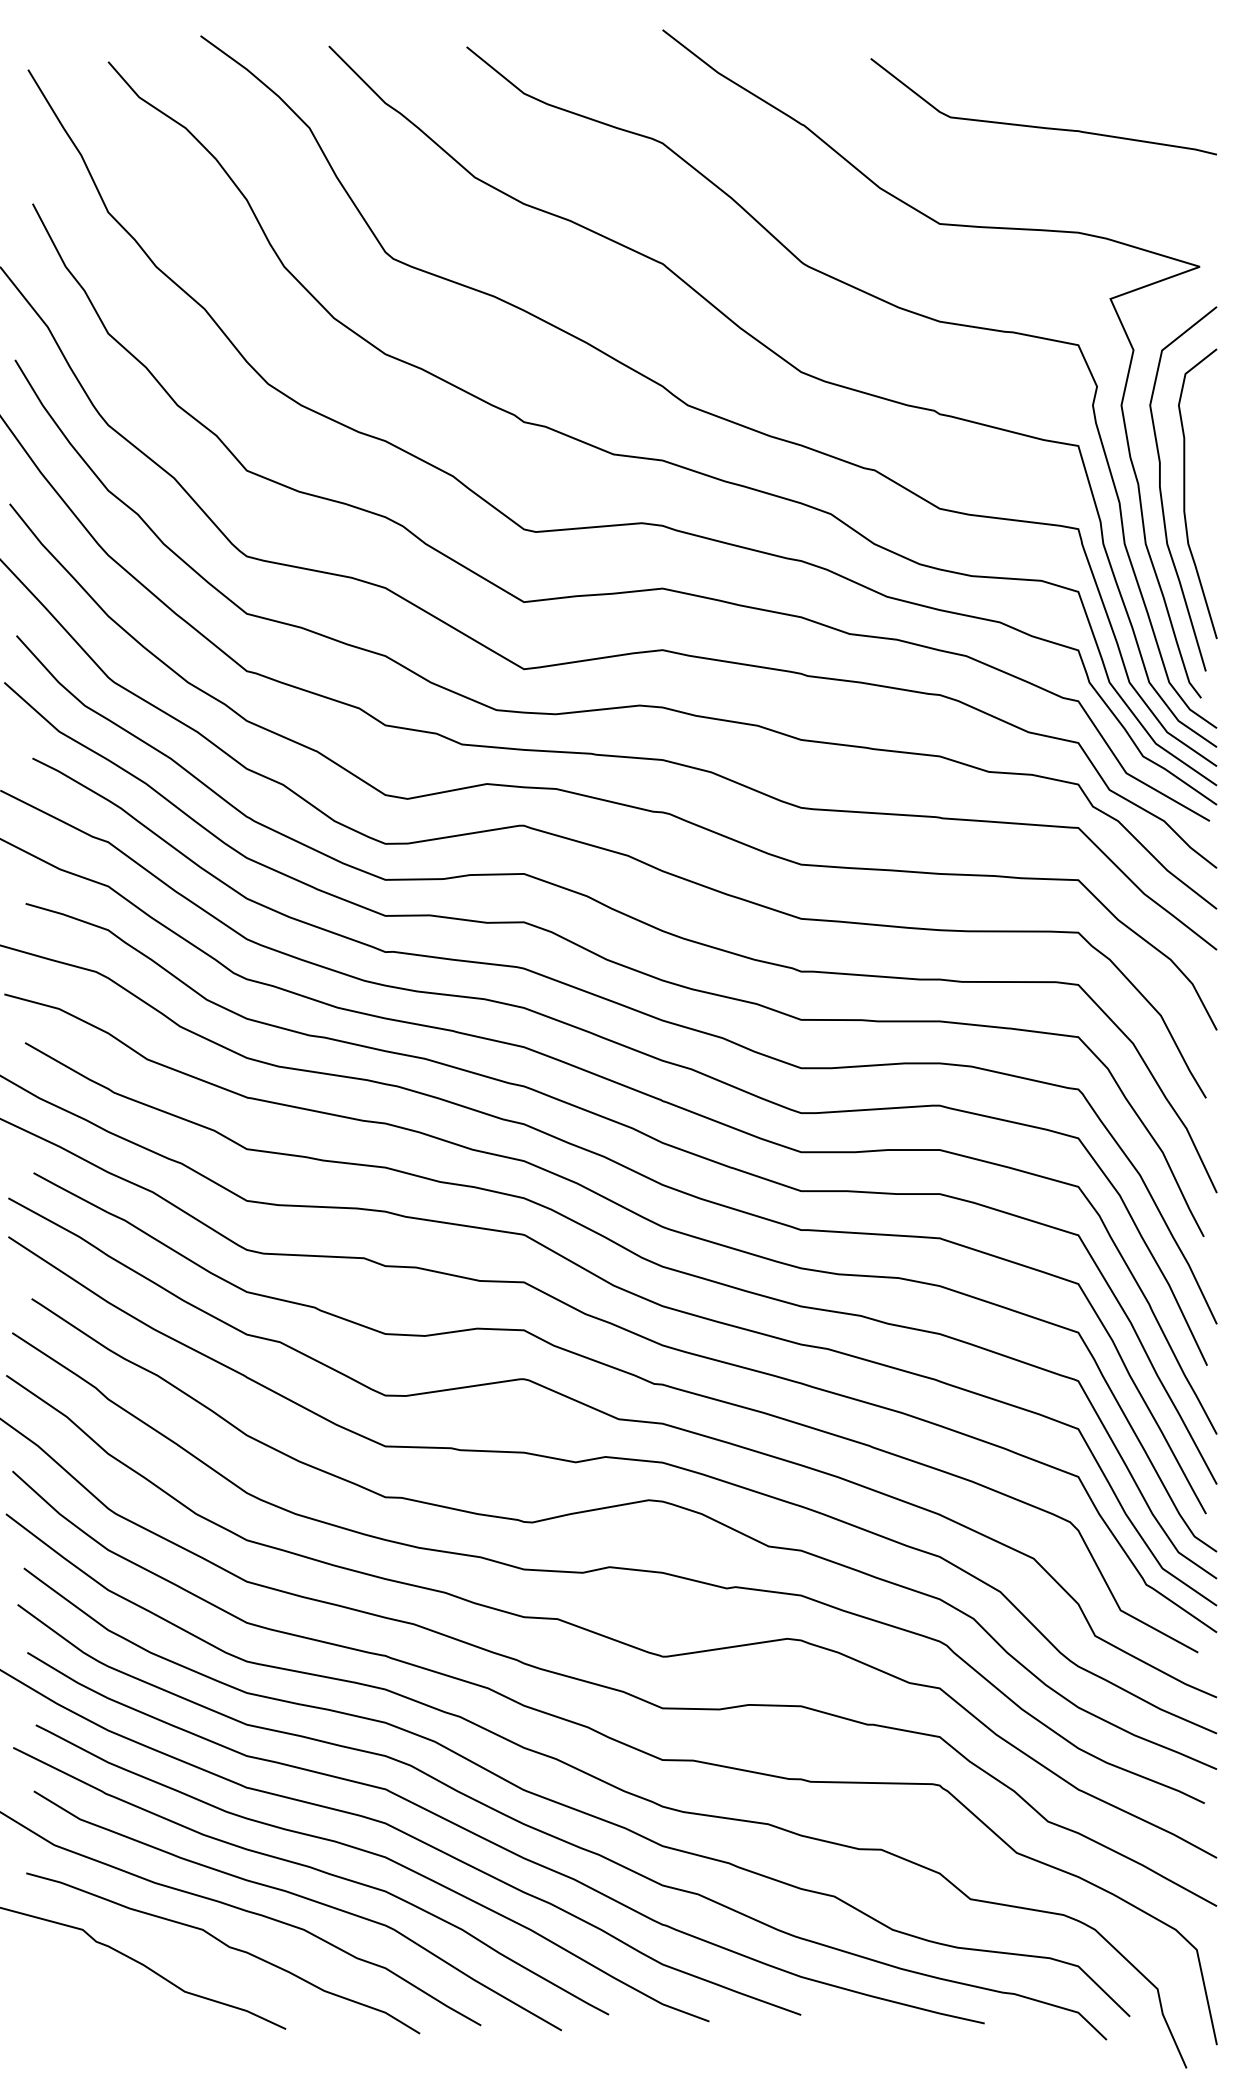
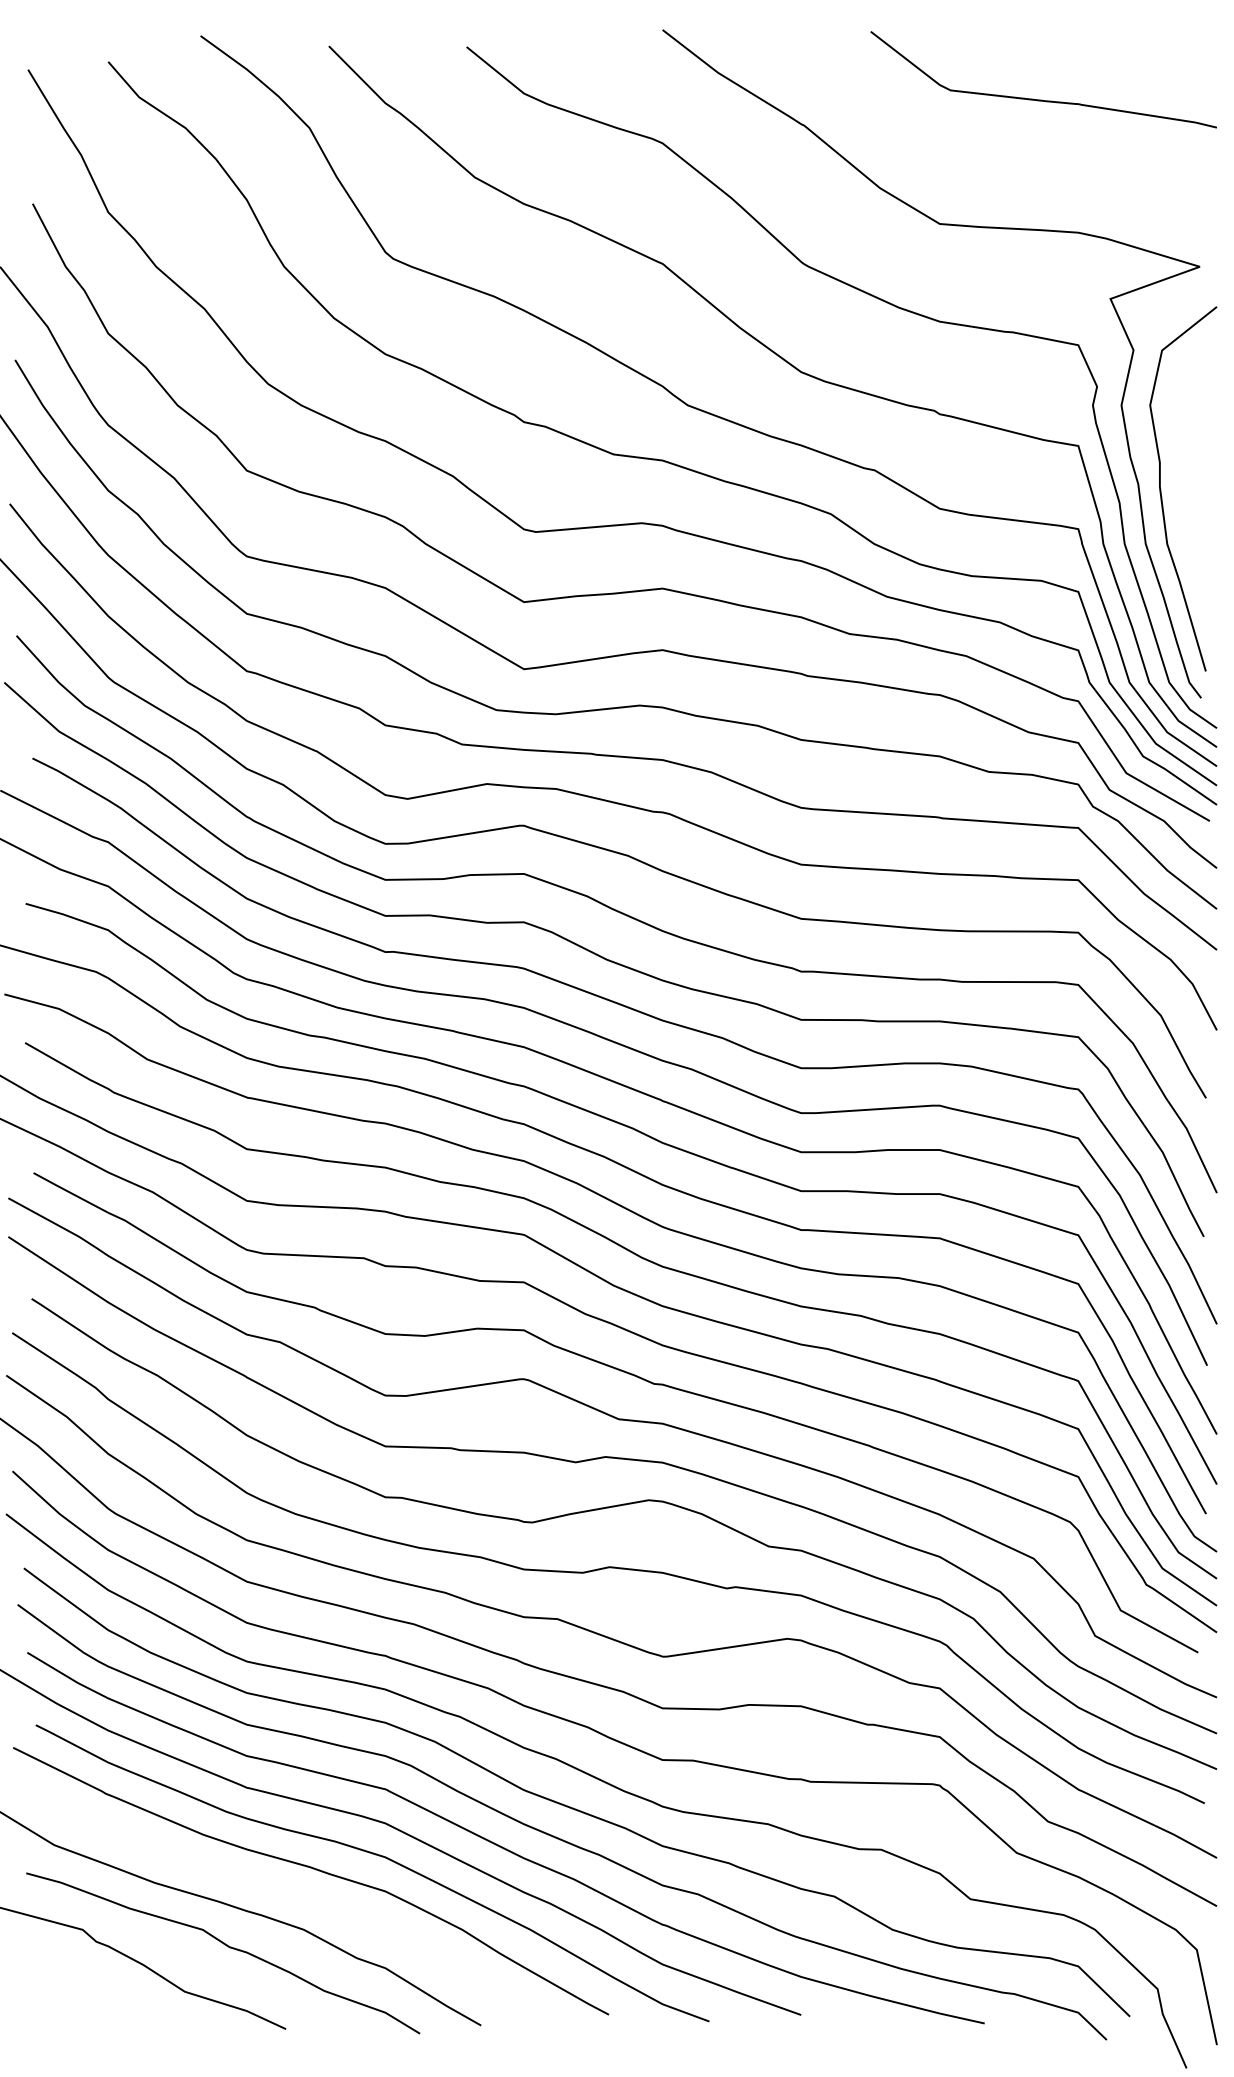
curve position: (1042, 126) -> (1042, 99) (1042, 99)
curve: present -> none (1185, 493)
curve: present -> none (300, 1897)
